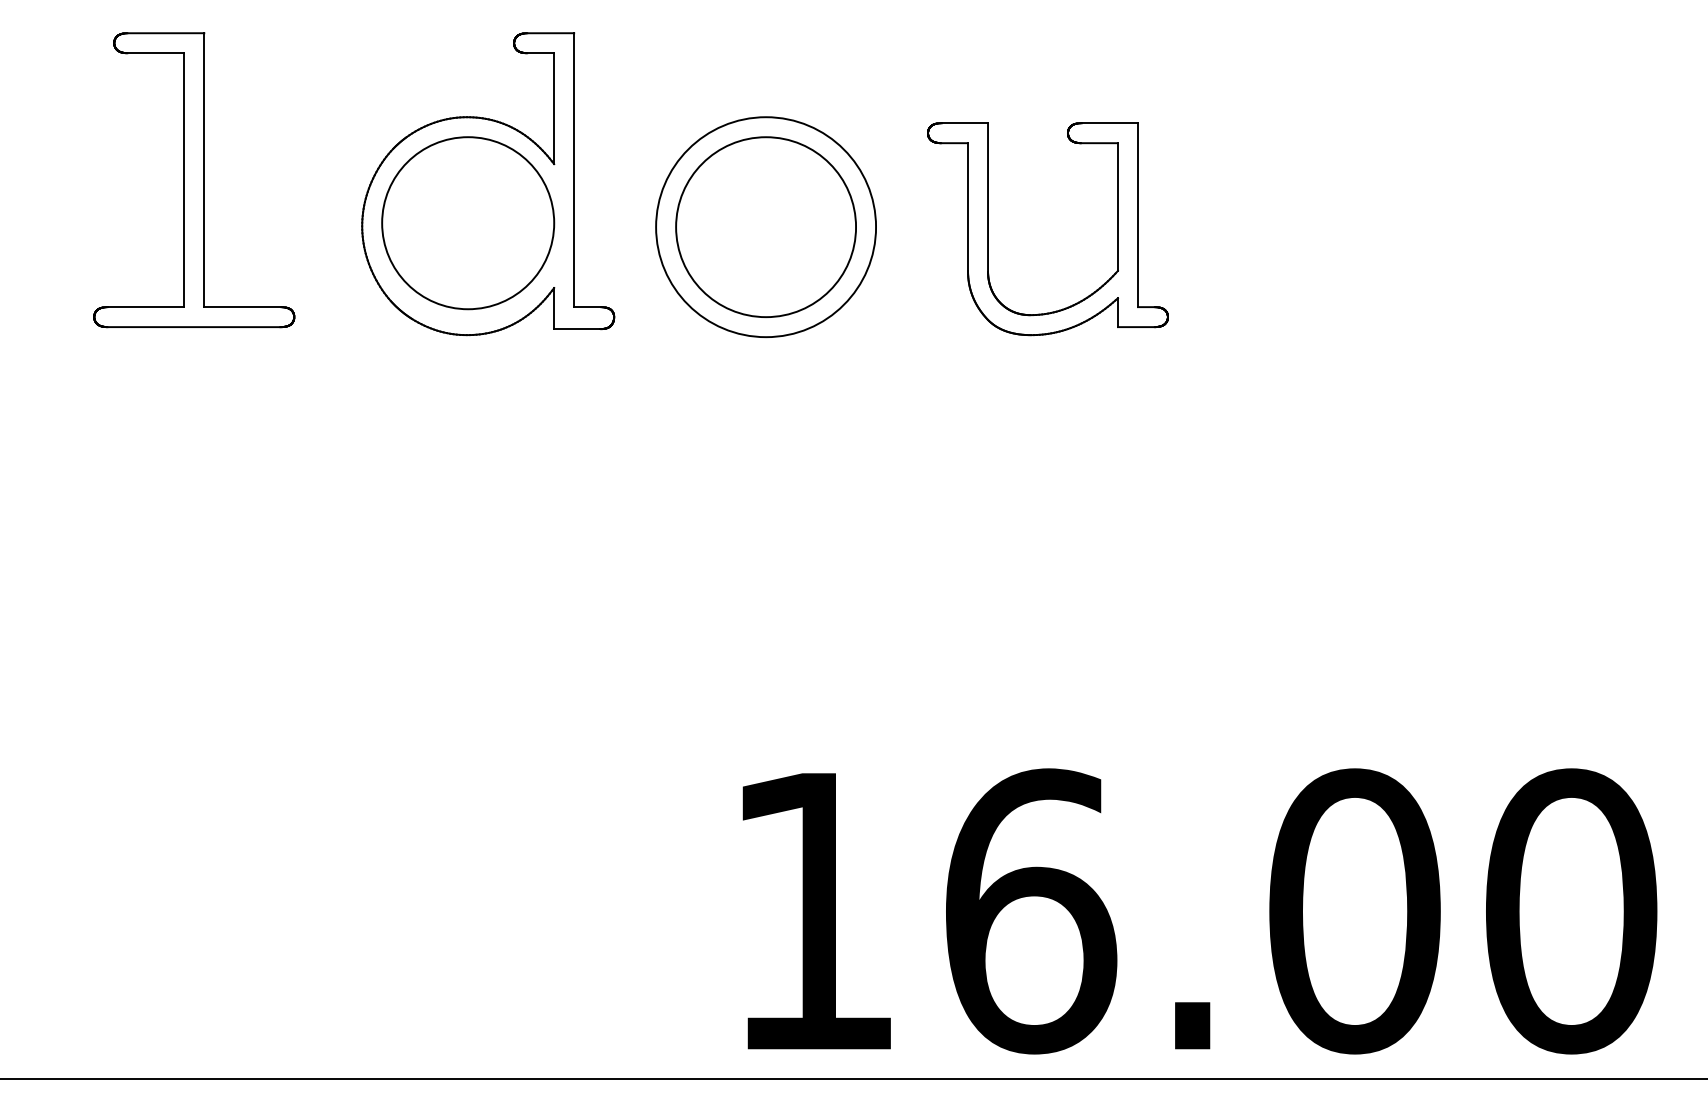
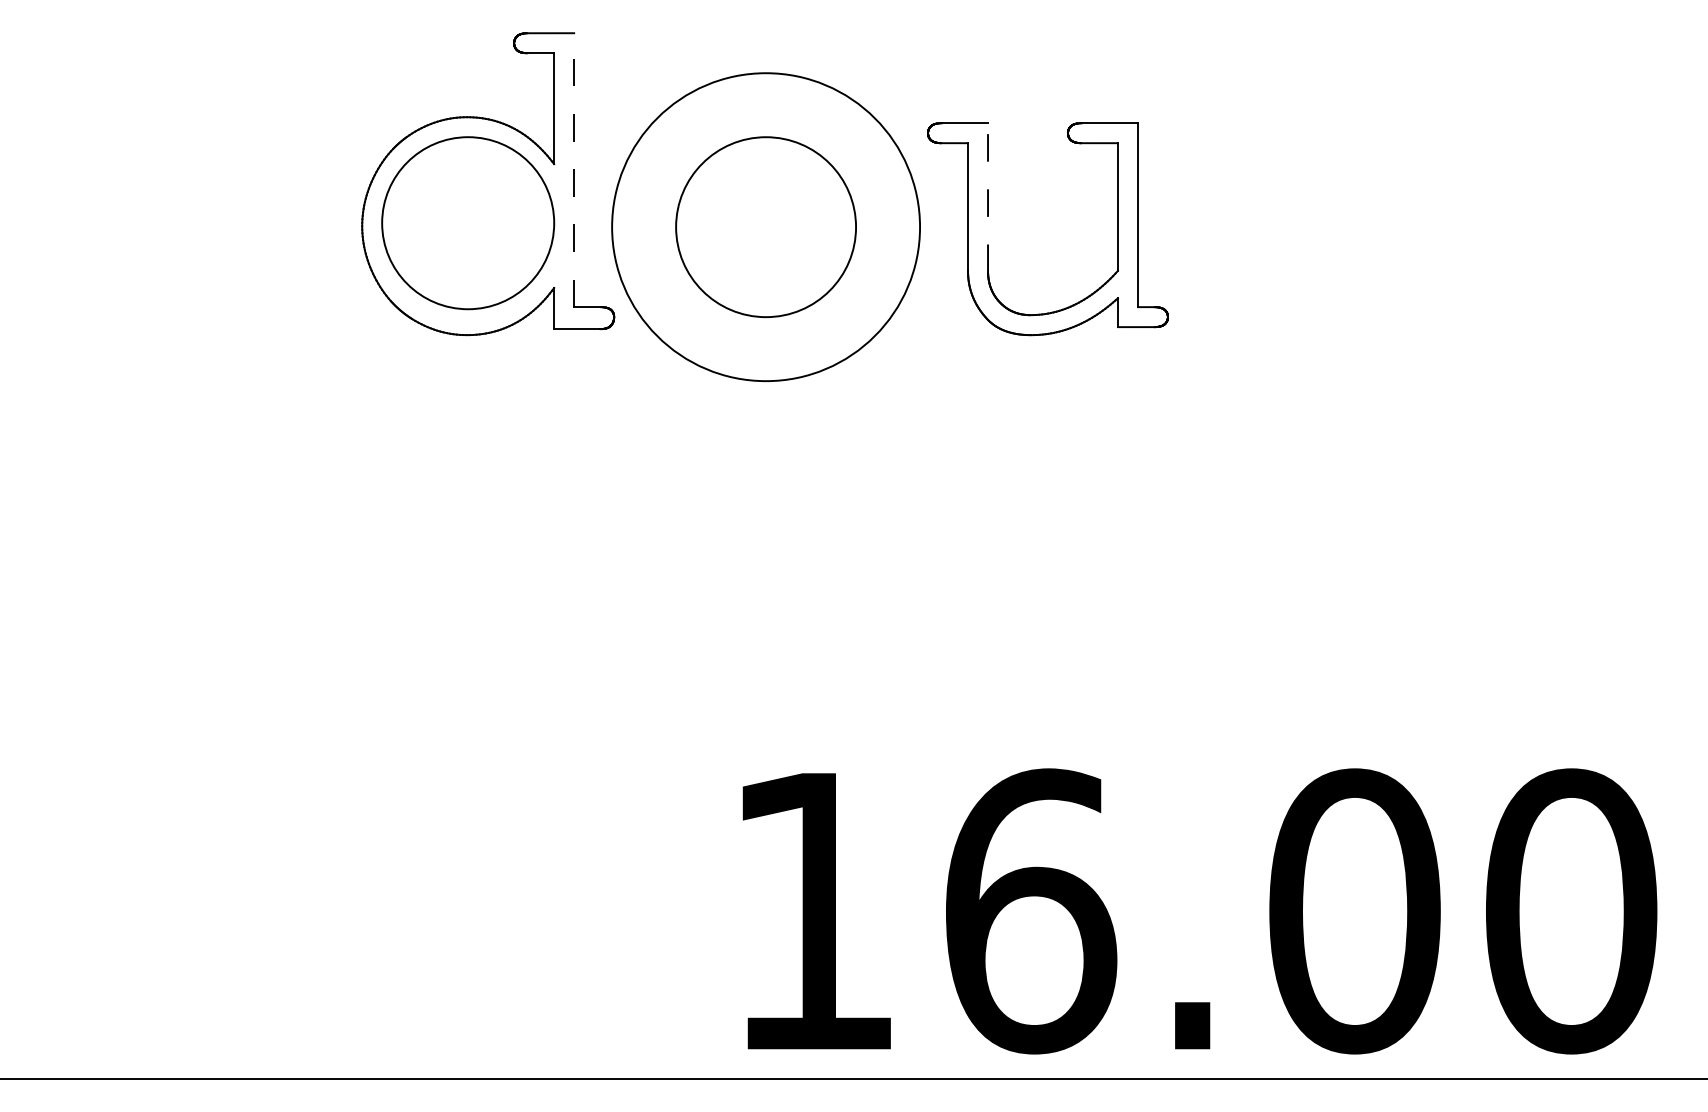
line: solid -> dashed (574, 170)
part: present -> none (194, 180)
line: solid -> dashed (988, 197)
circle diameter: 220 px -> 308 px (766, 227)
